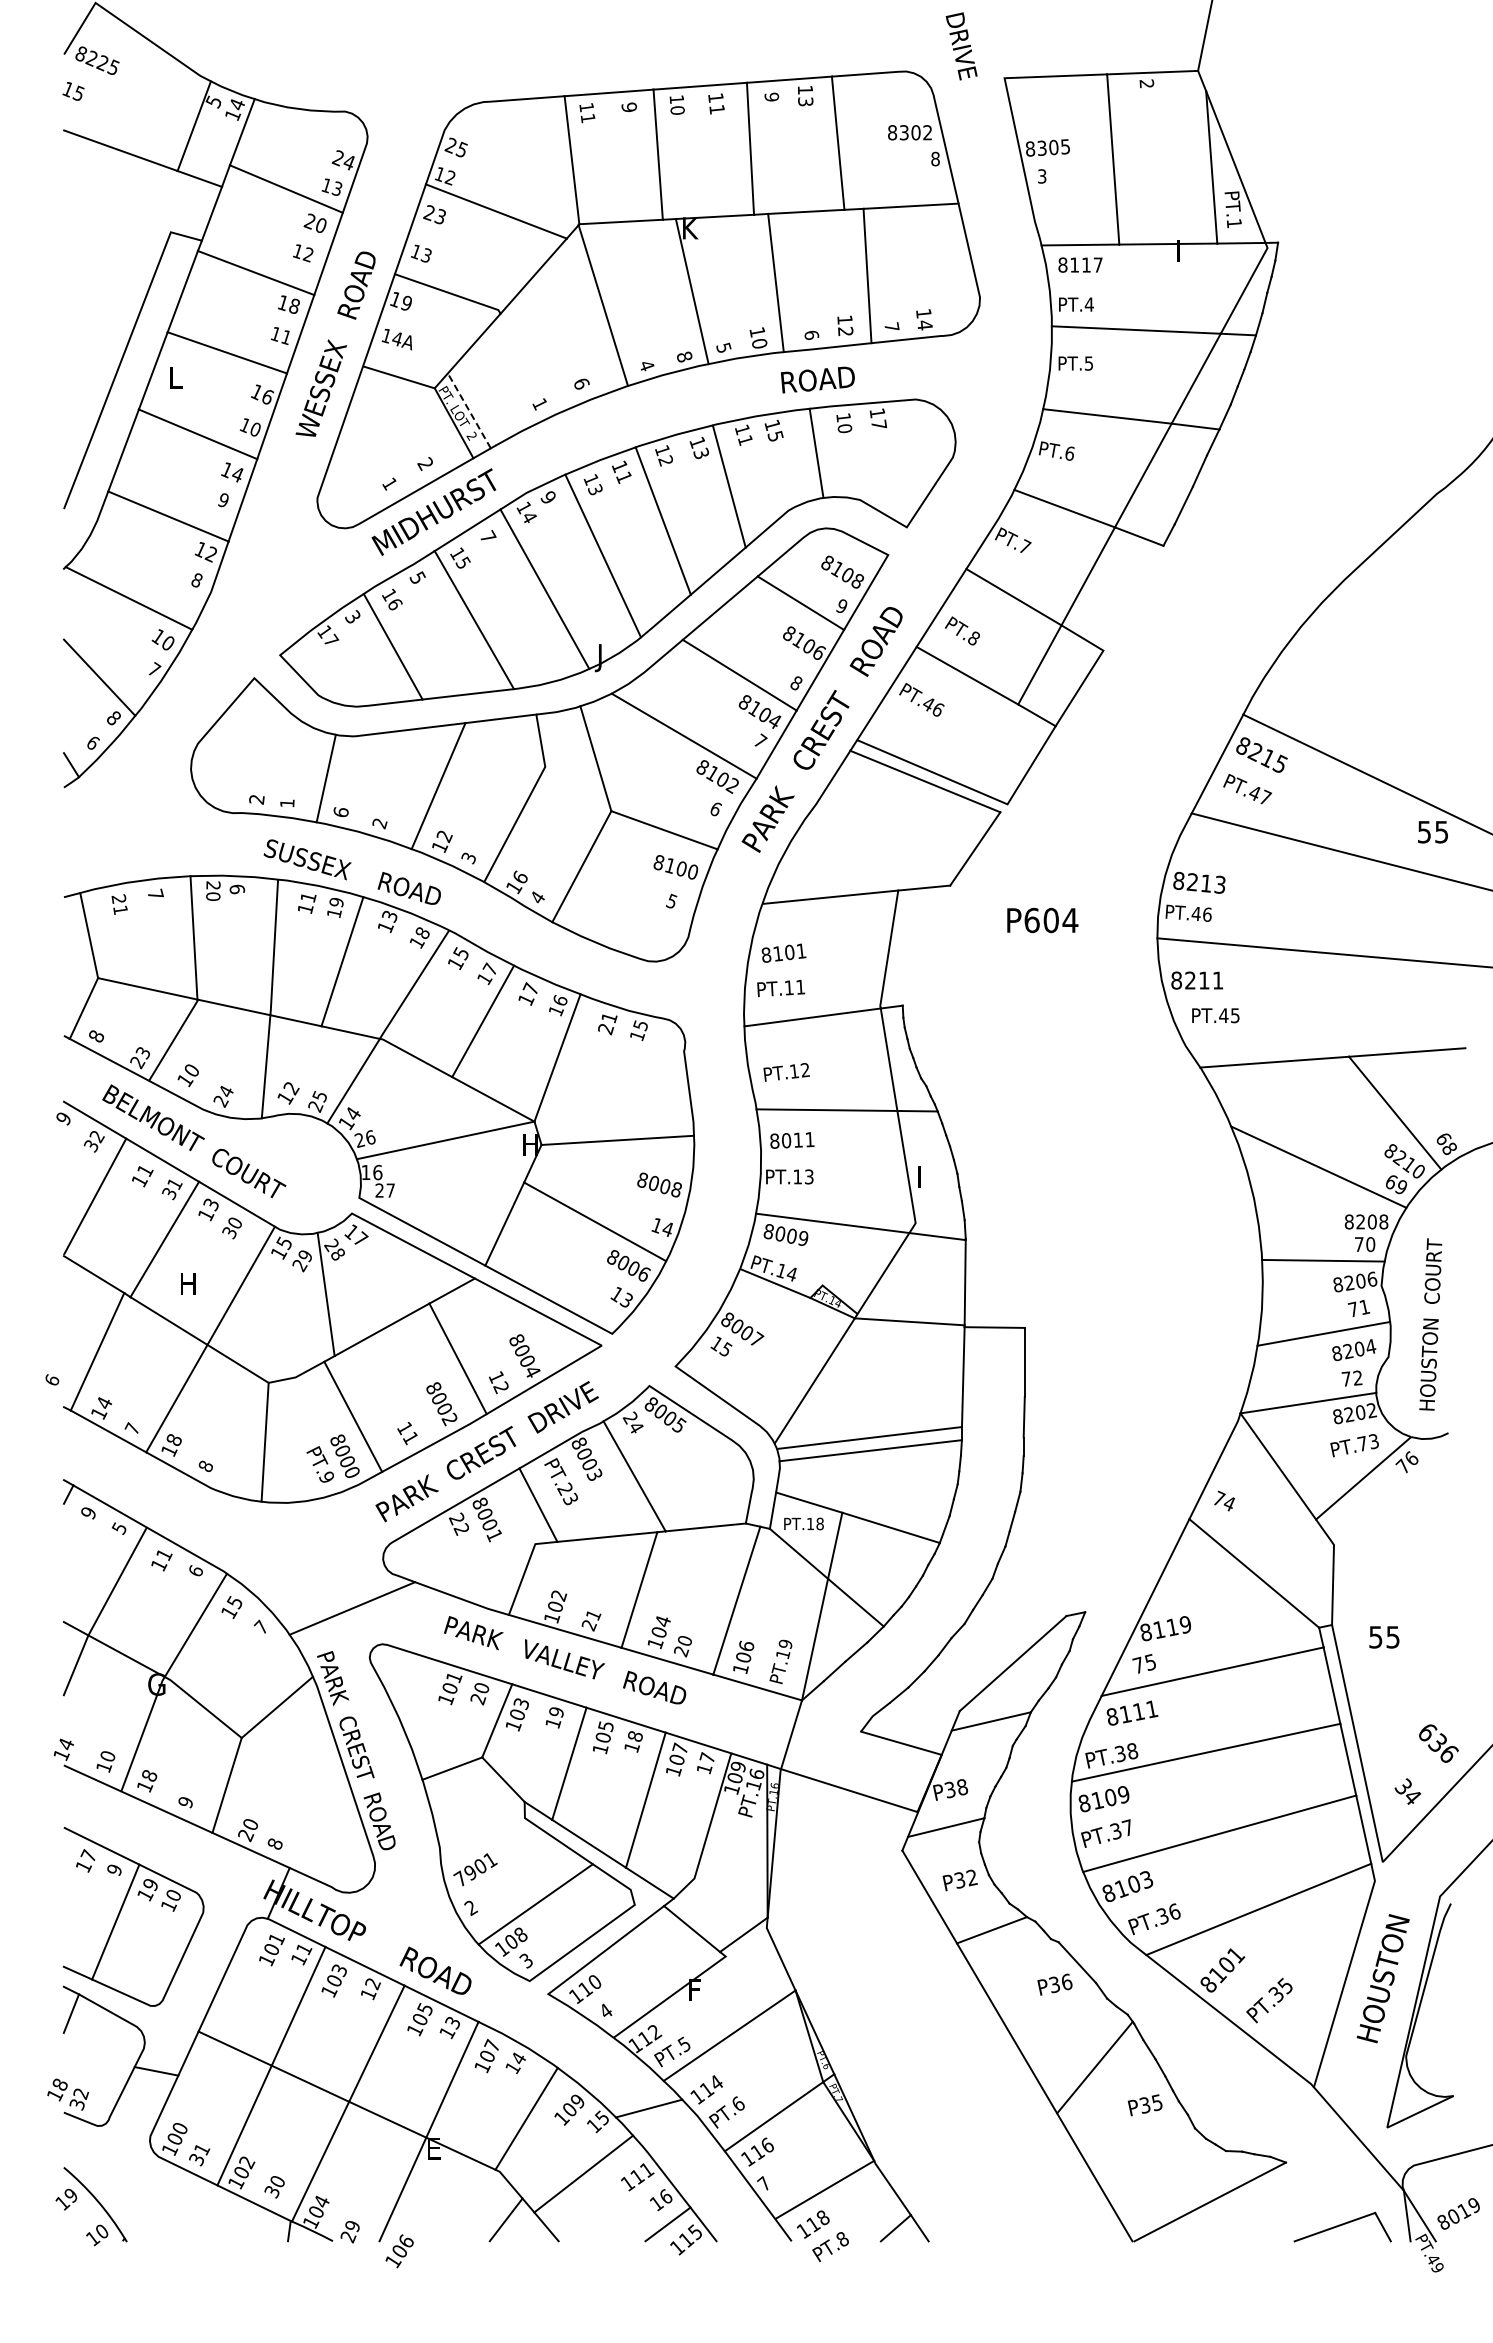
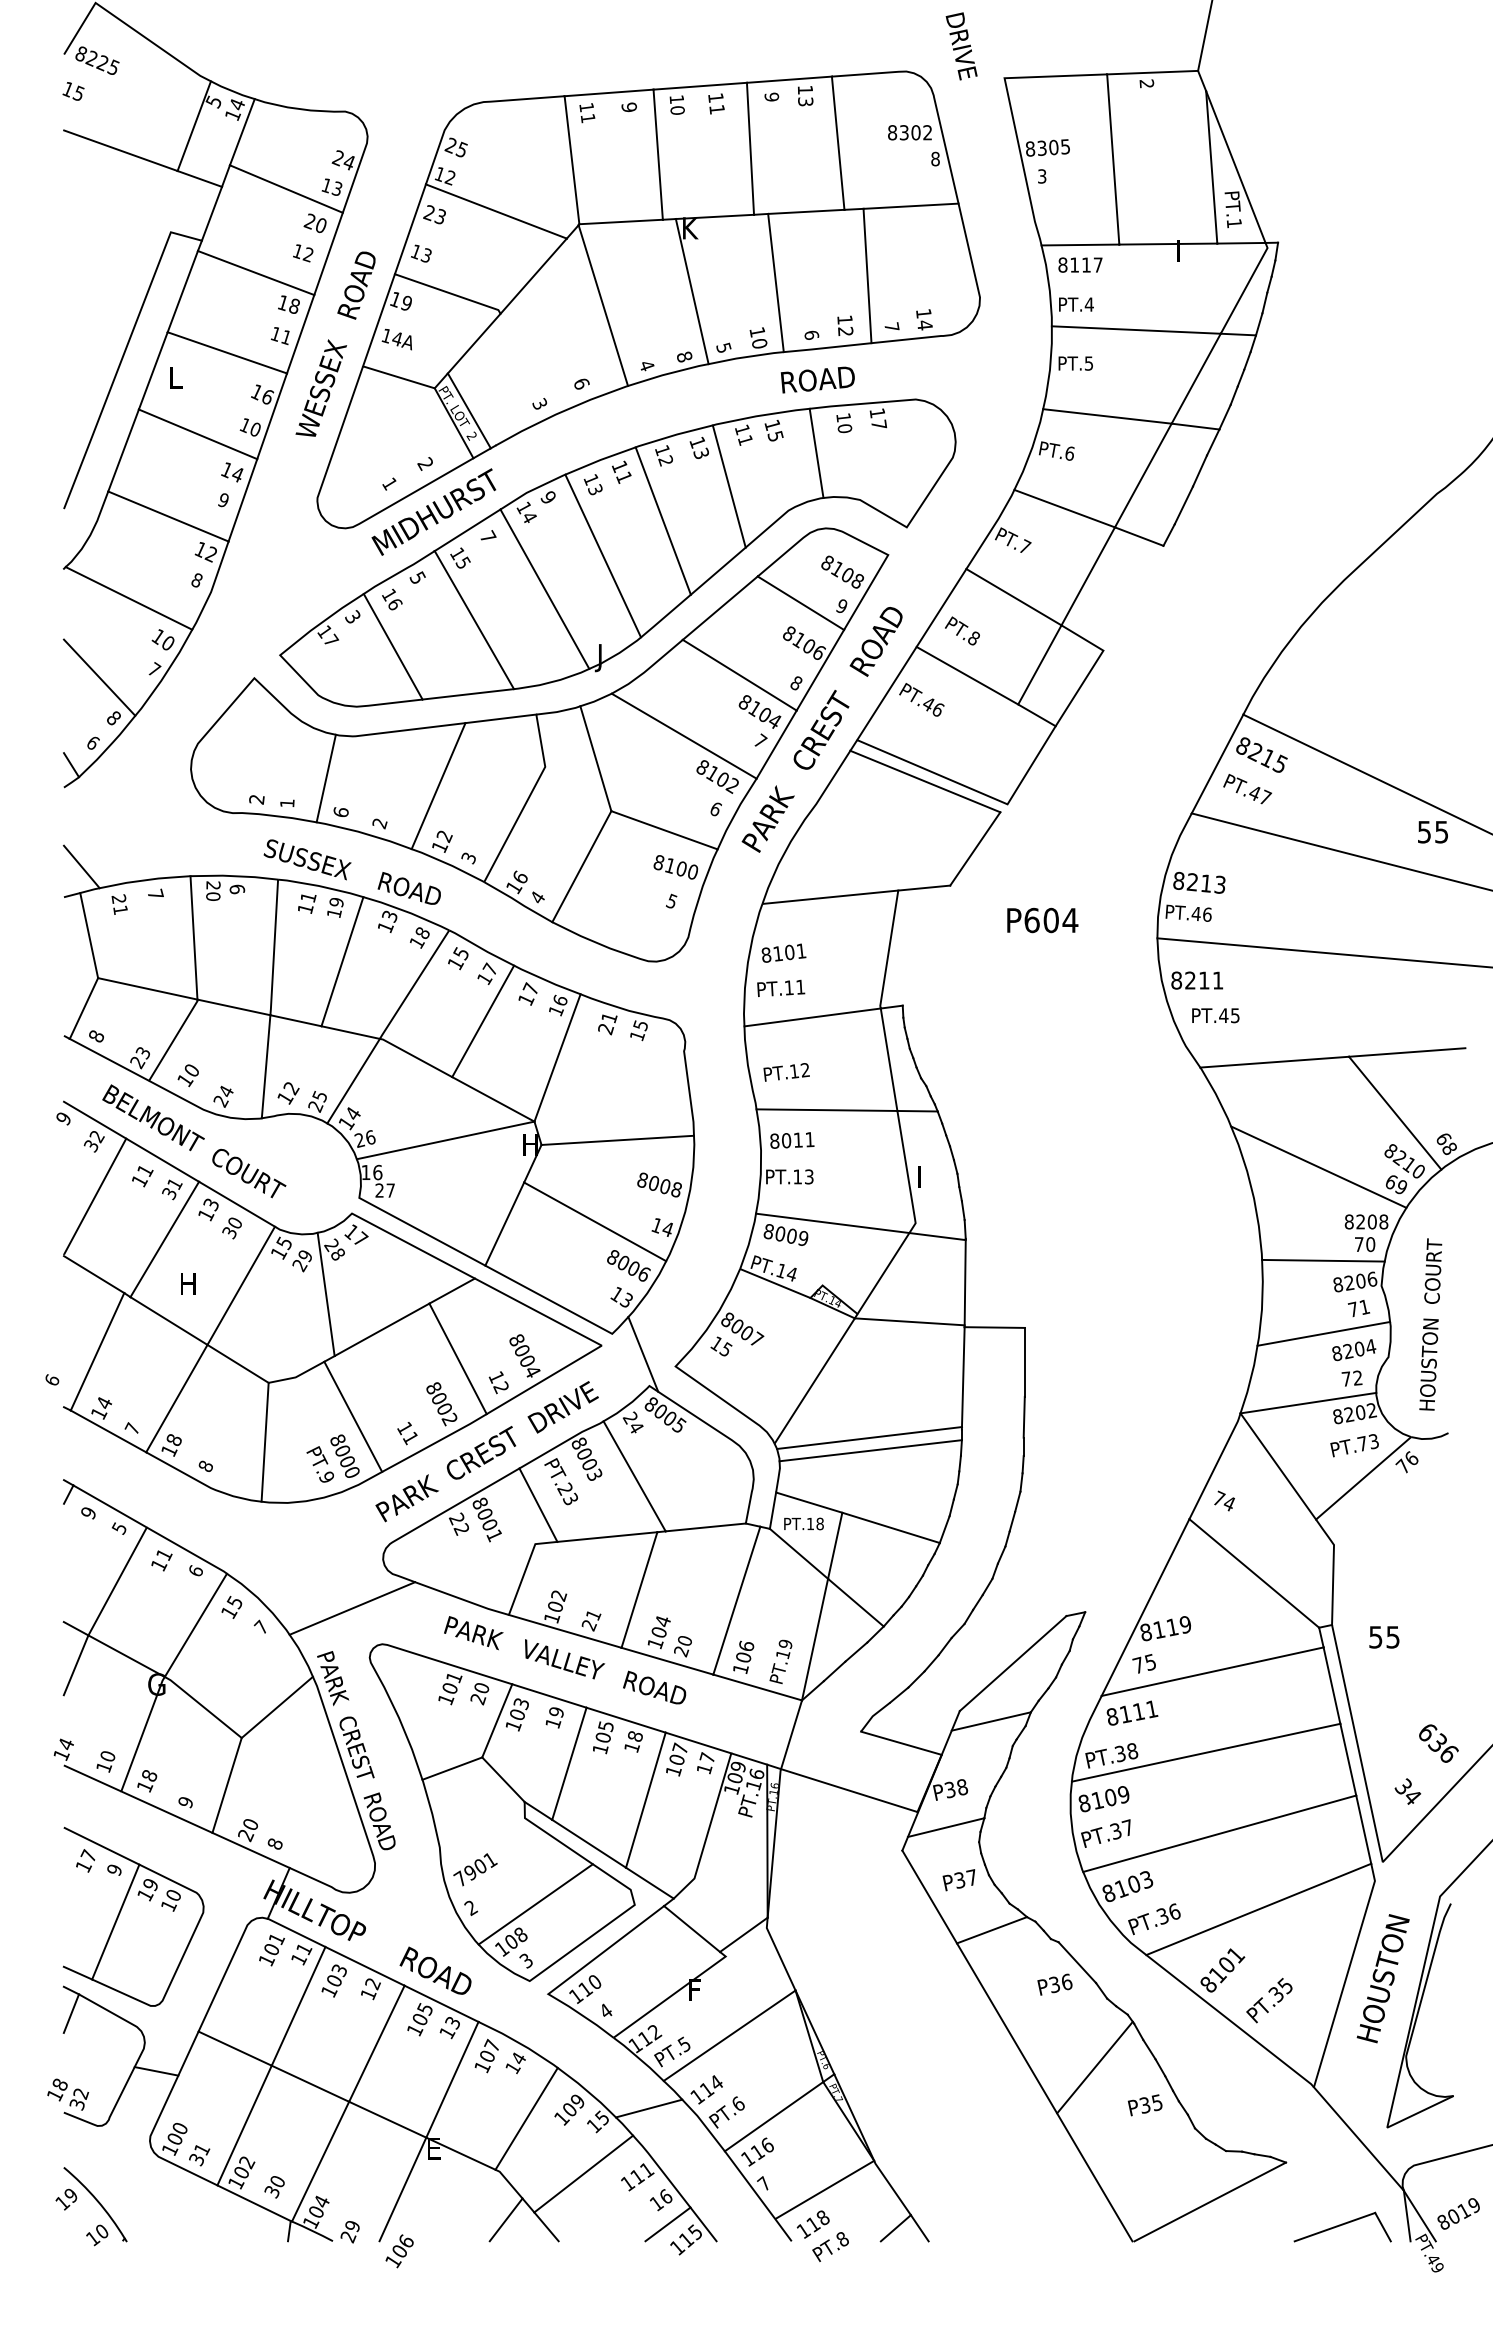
text: 1 -> 3 (539, 403)
line: dashed -> solid (469, 410)
line: none -> present (81, 866)
line: none -> present (643, 1354)
text: P32 -> P37 (971, 1877)
